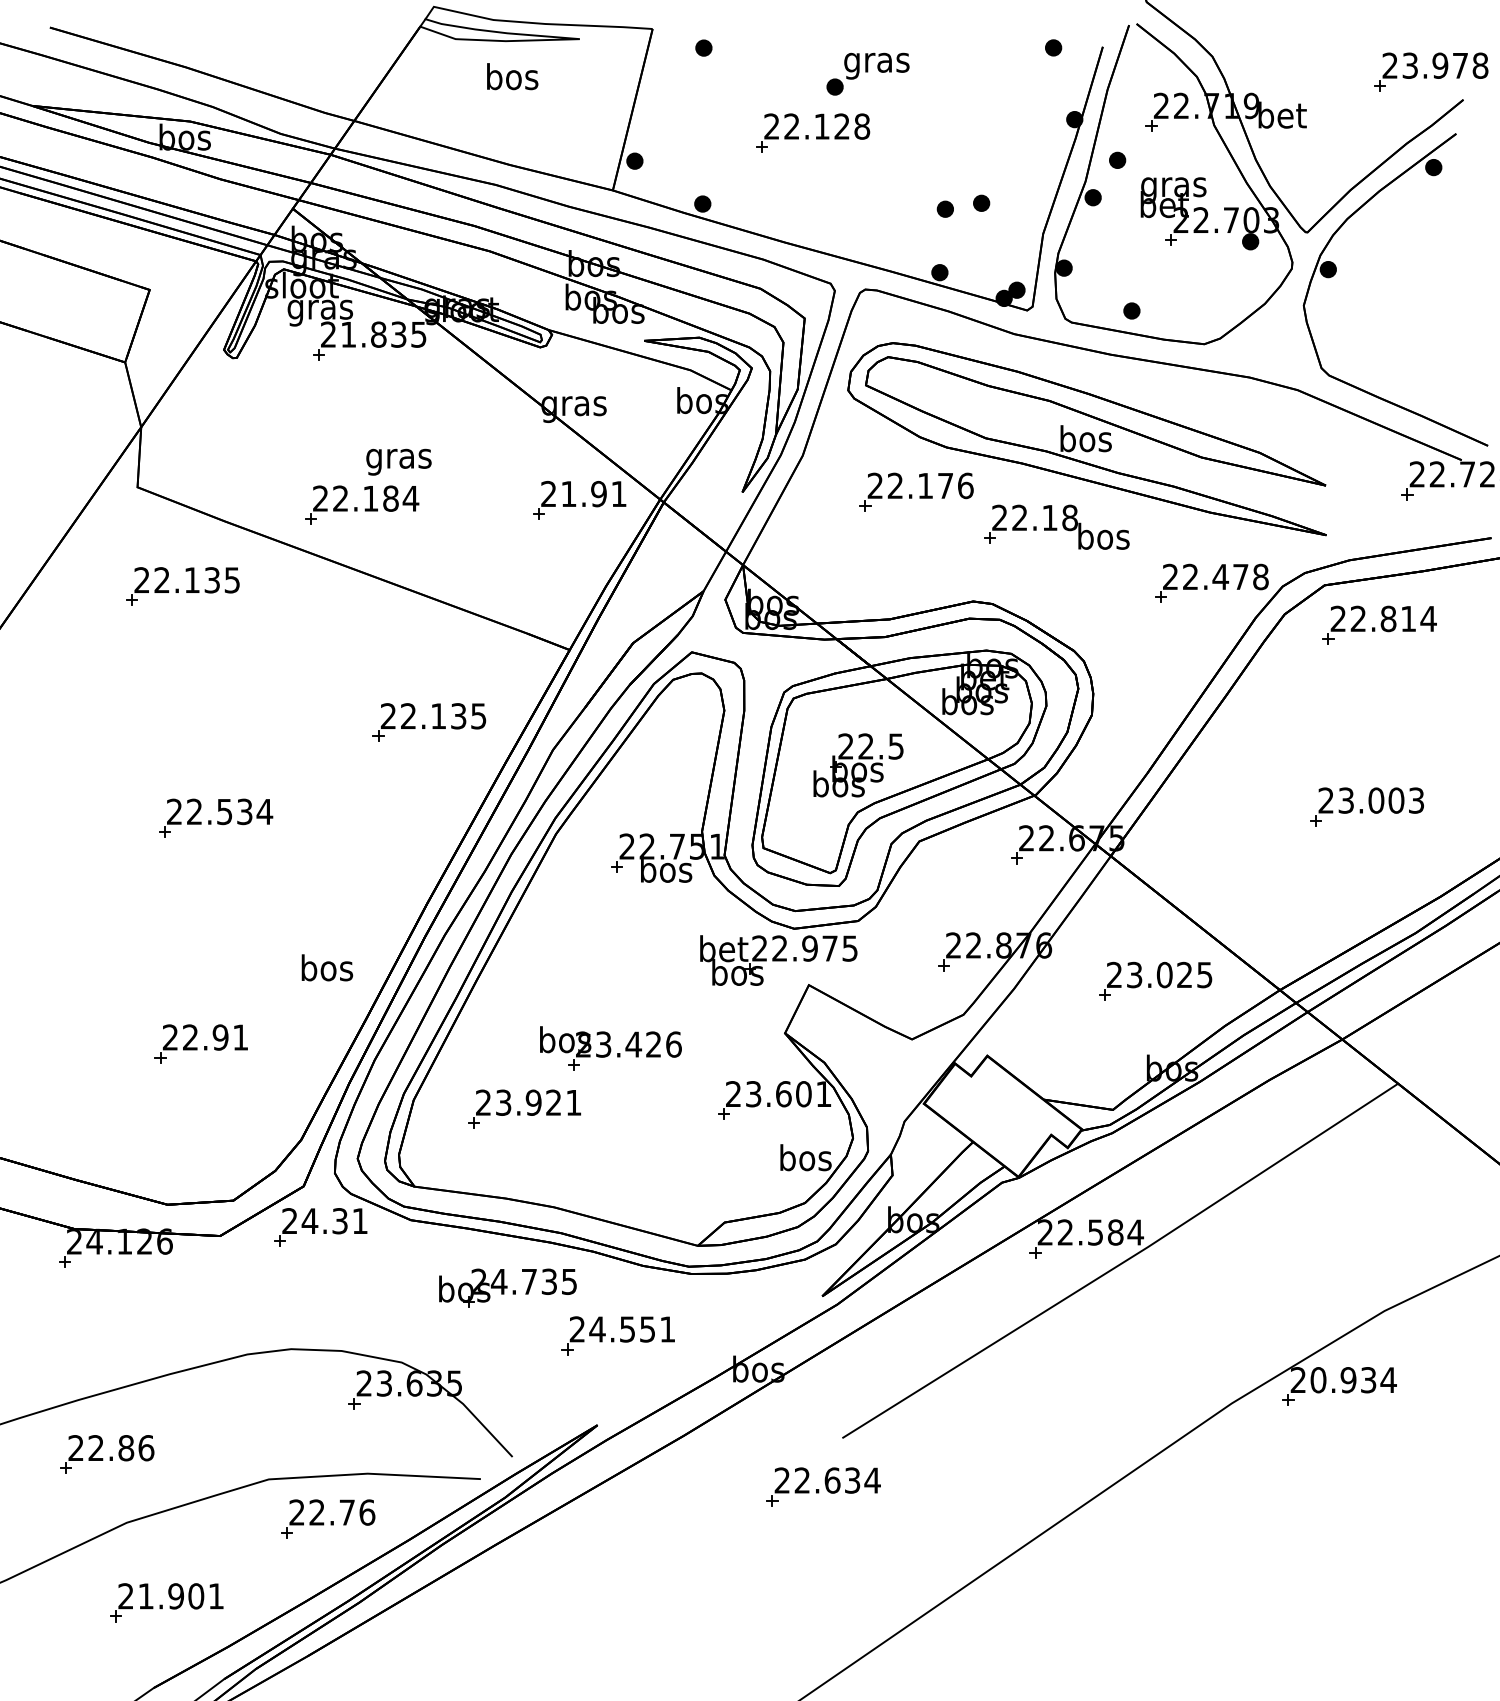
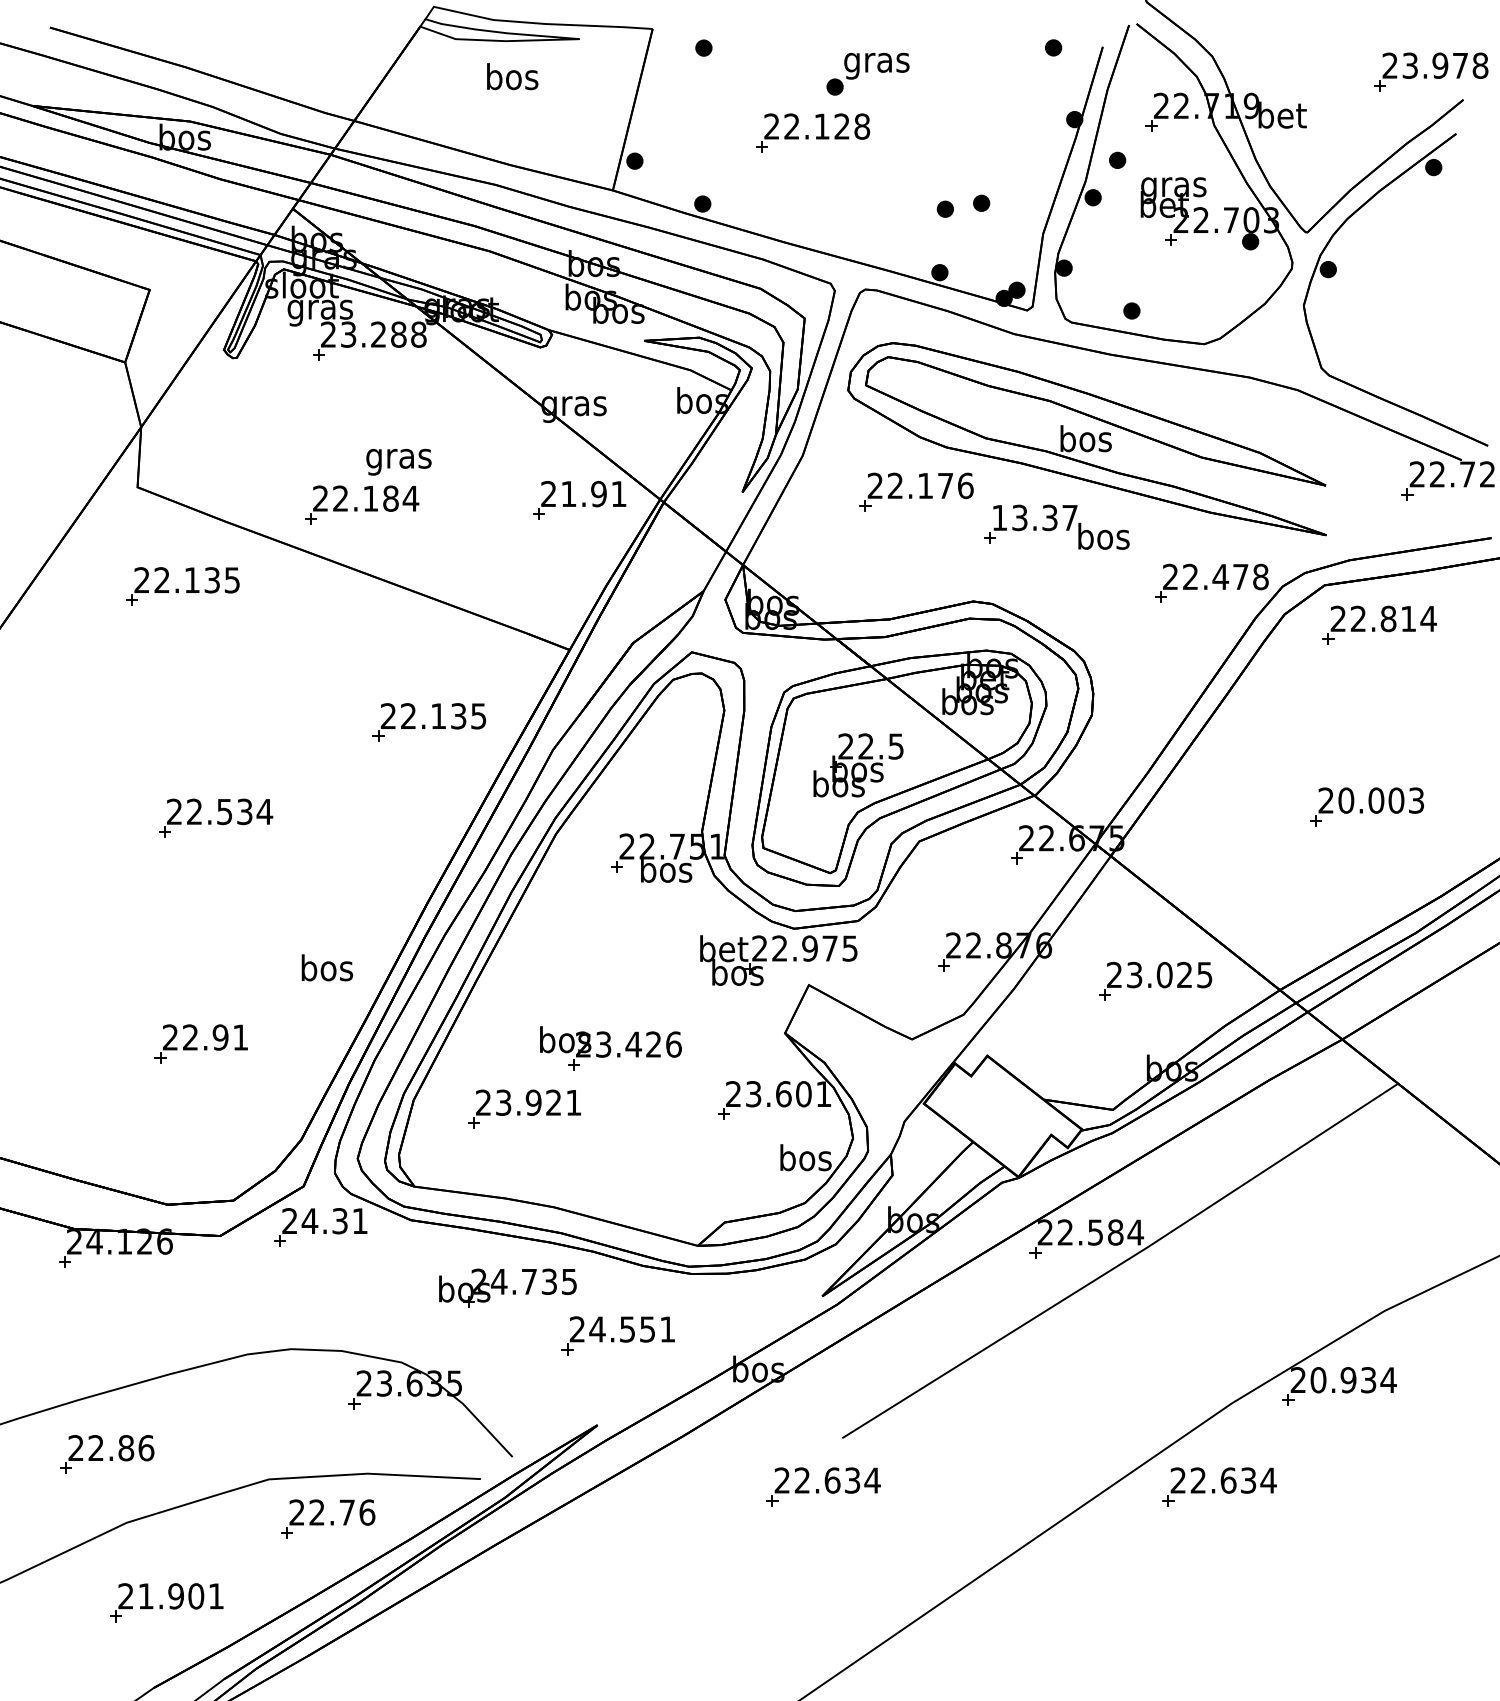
text: 21.835 -> 23.288 (383, 334)
text: 22.18 -> 13.37 (1034, 517)
text: 23.003 -> 20.003 (1346, 800)
part: none -> present (1219, 1486)
